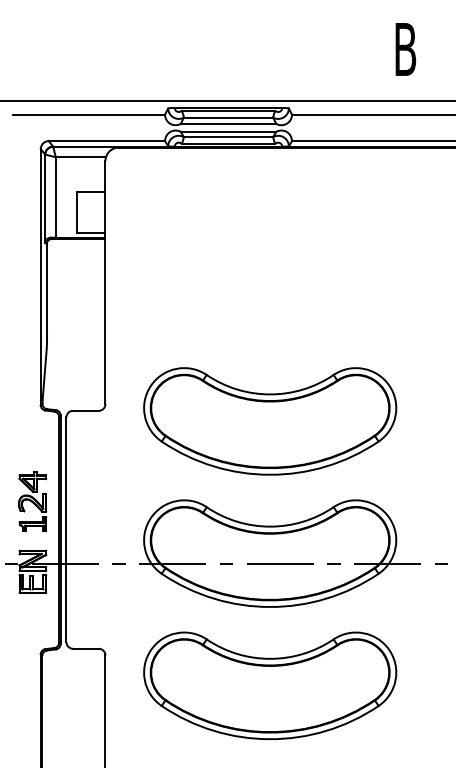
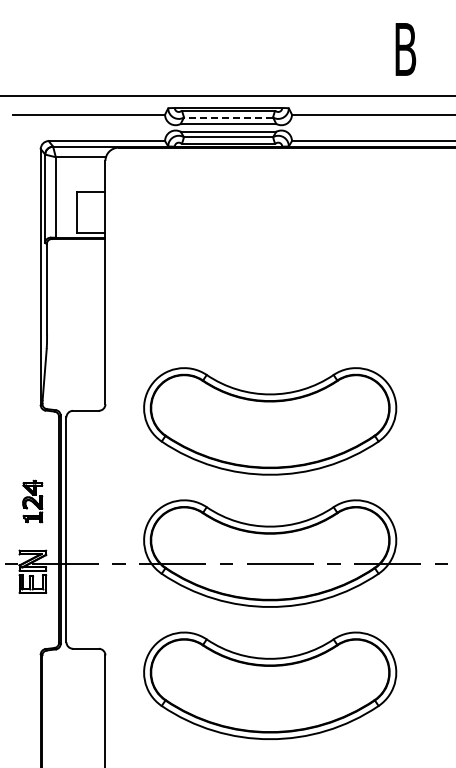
line position: (227, 100) -> (227, 95) (227, 95)
line: solid -> dashed (228, 117)
part size: 30x61 px -> 22x45 px (32, 501)
